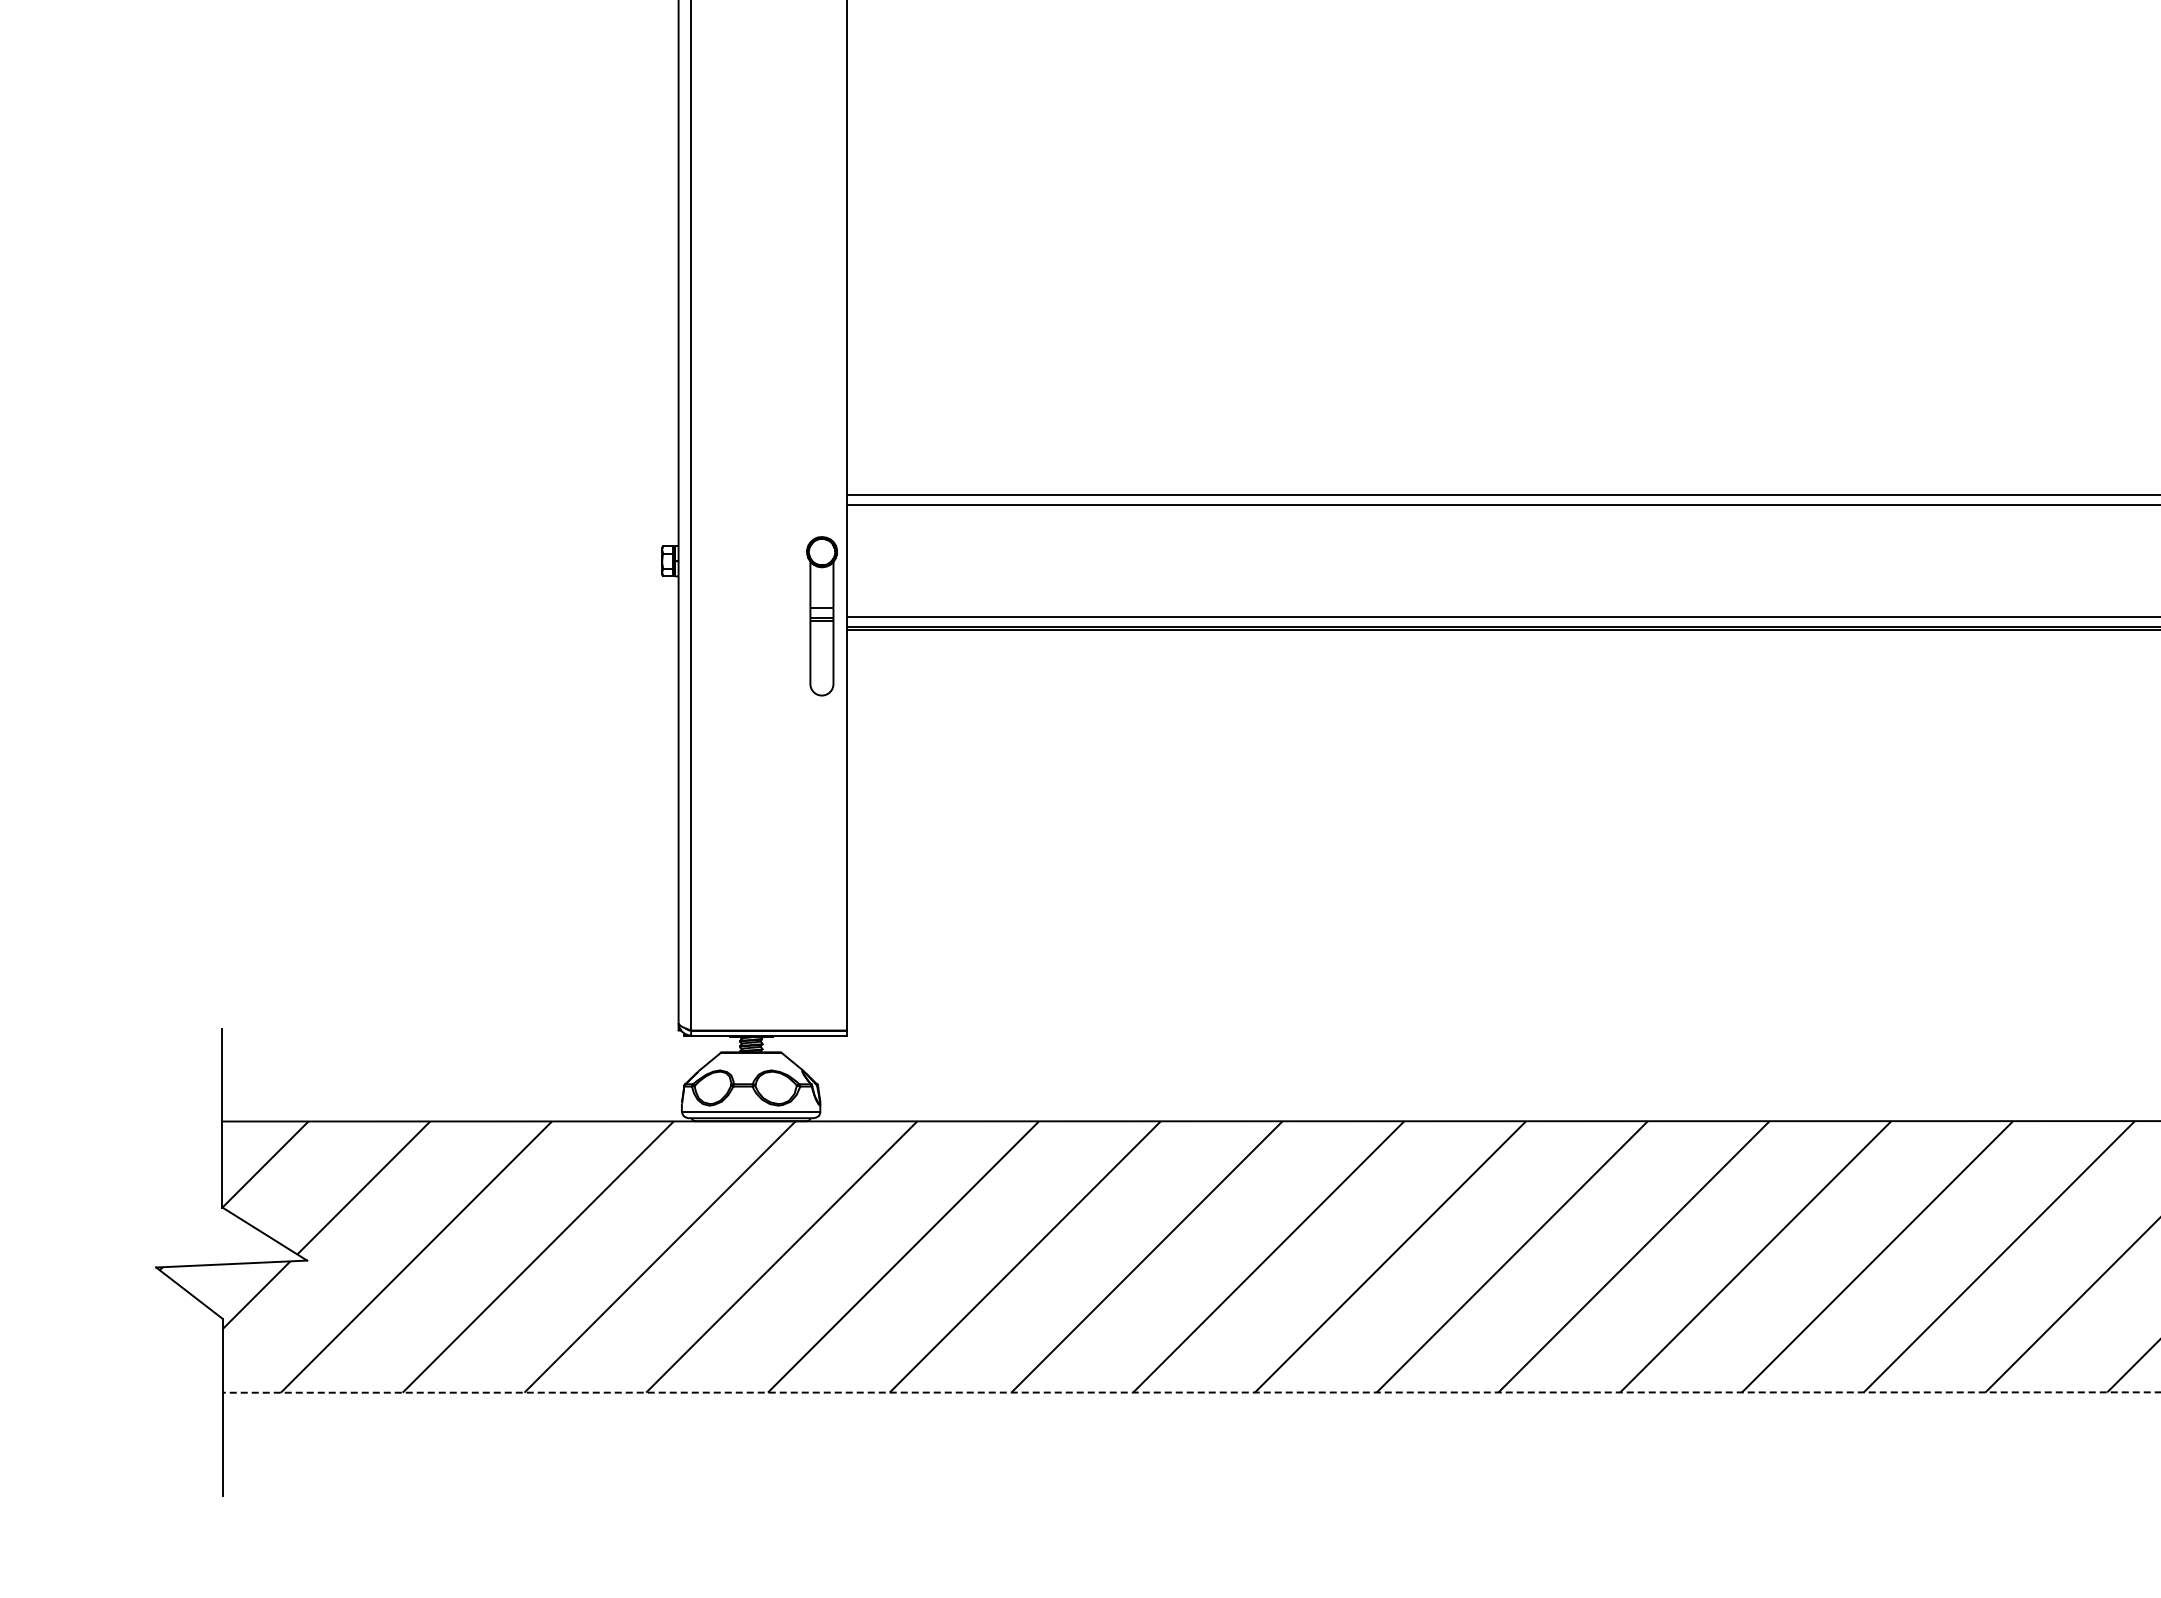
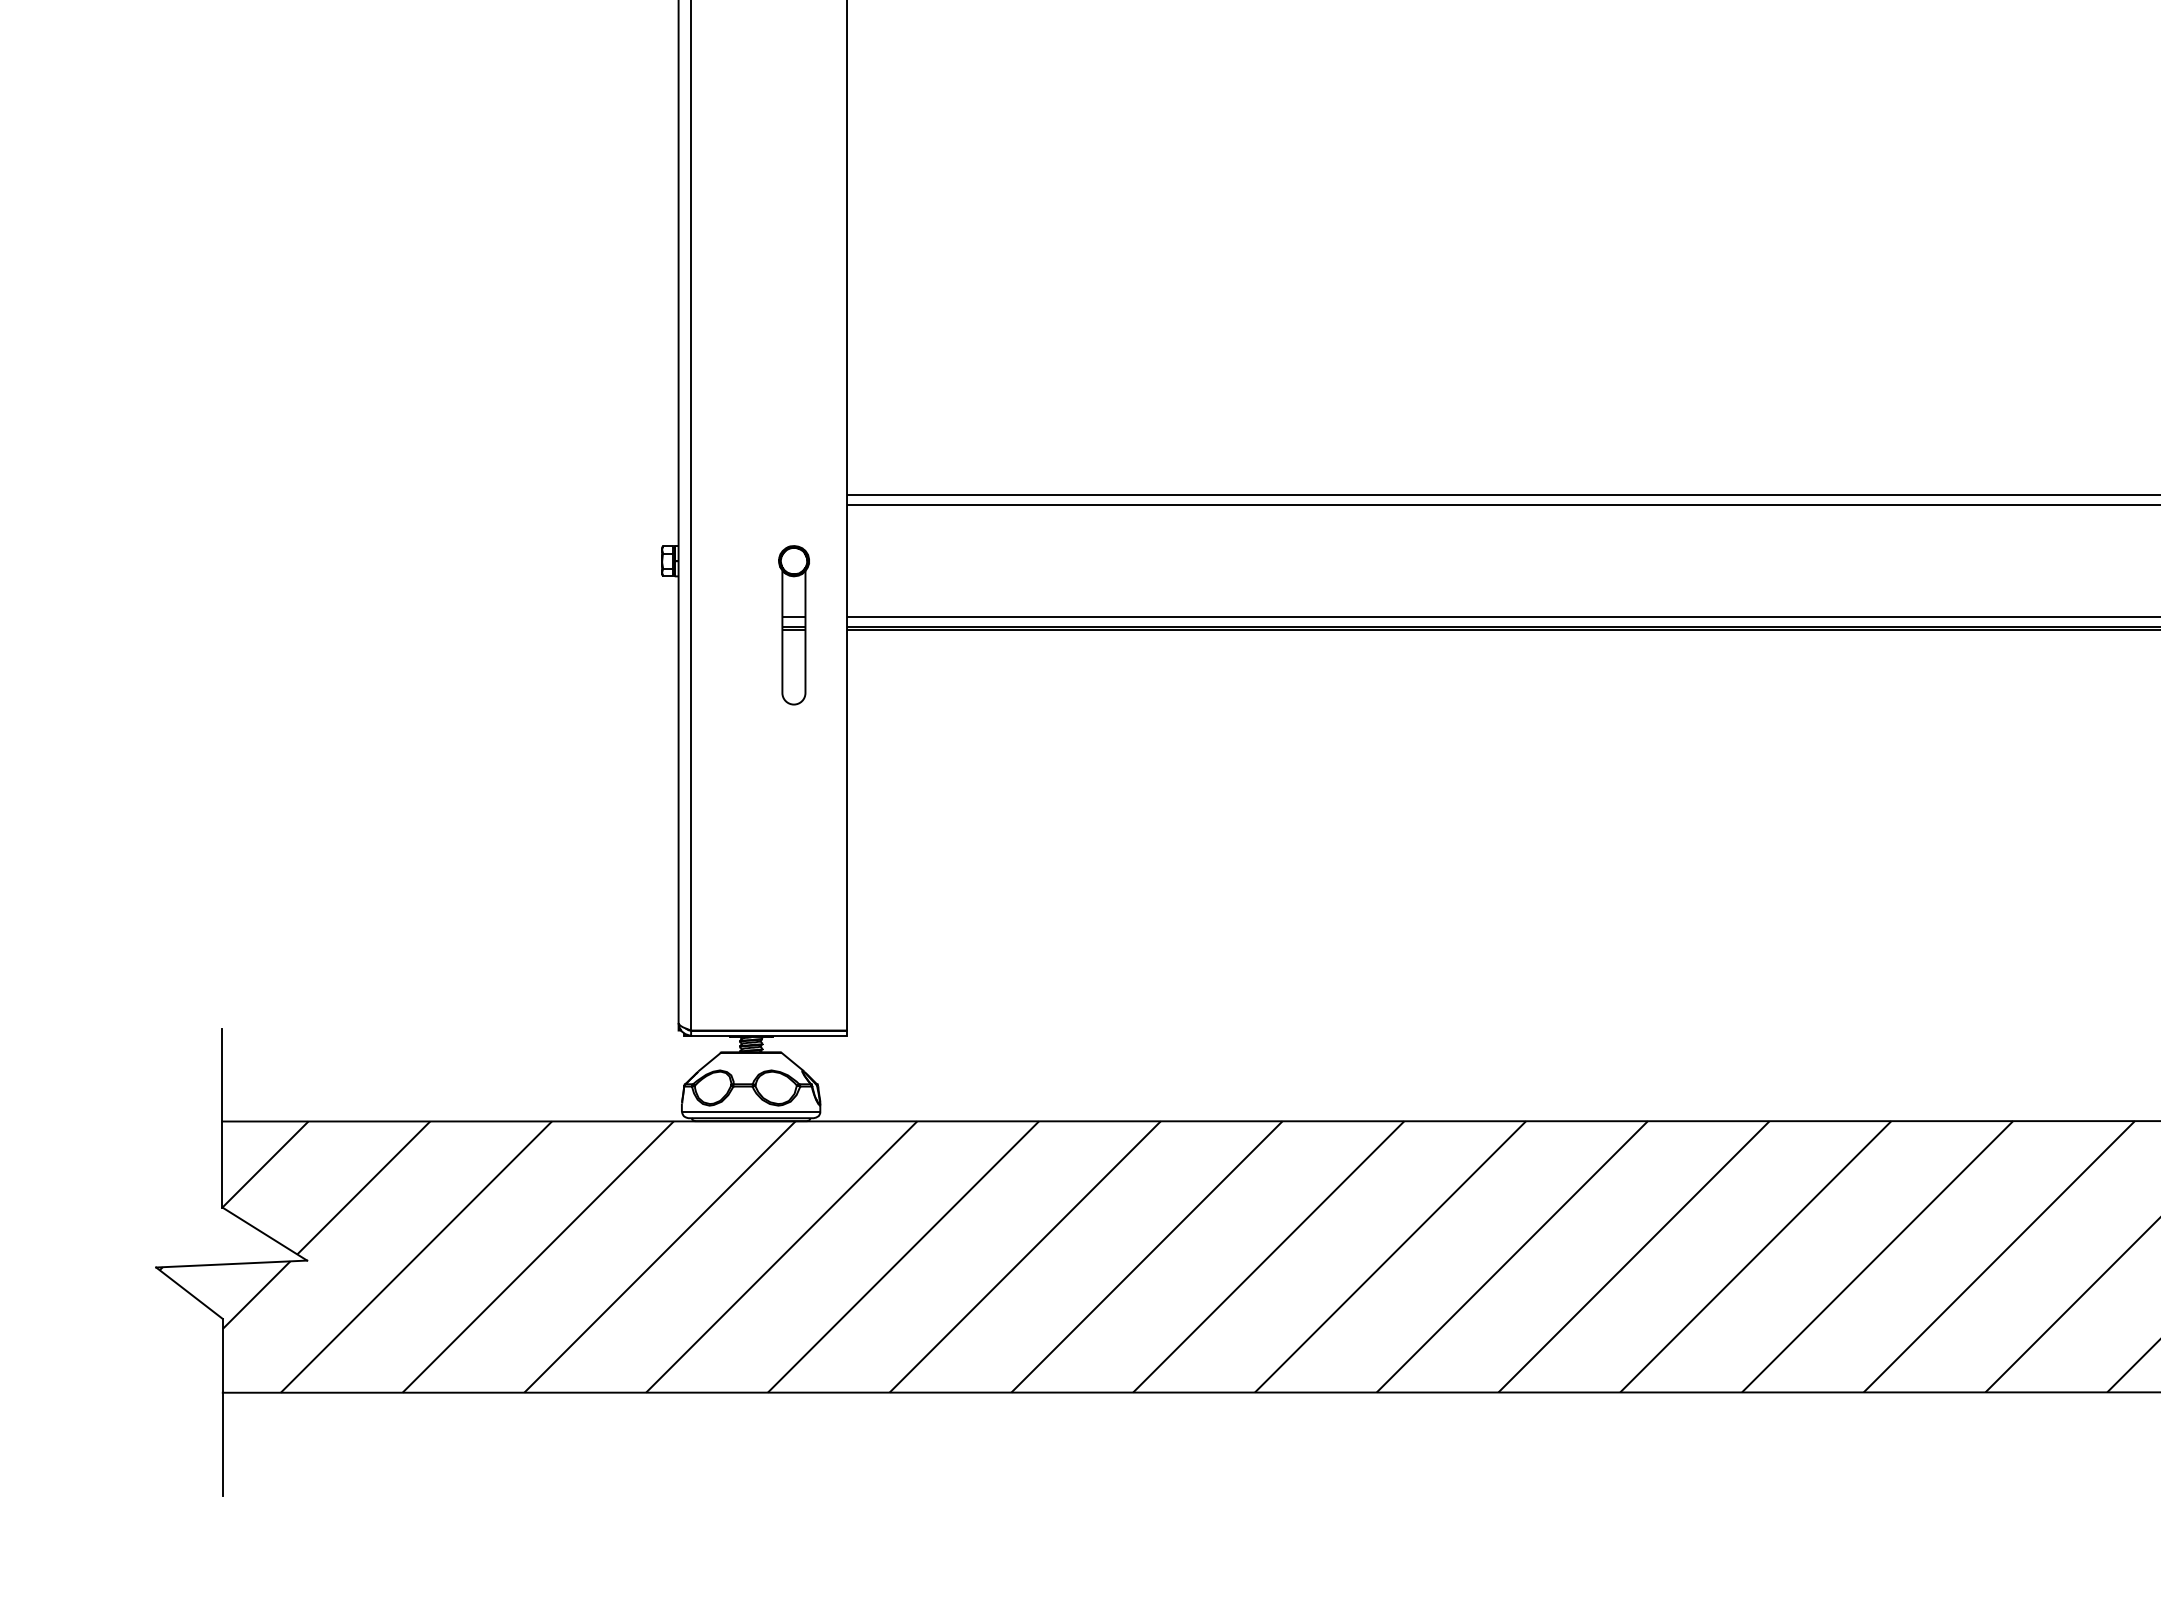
part position: (821, 616) -> (793, 625) (793, 625)
line: dashed -> solid (1191, 1392)
